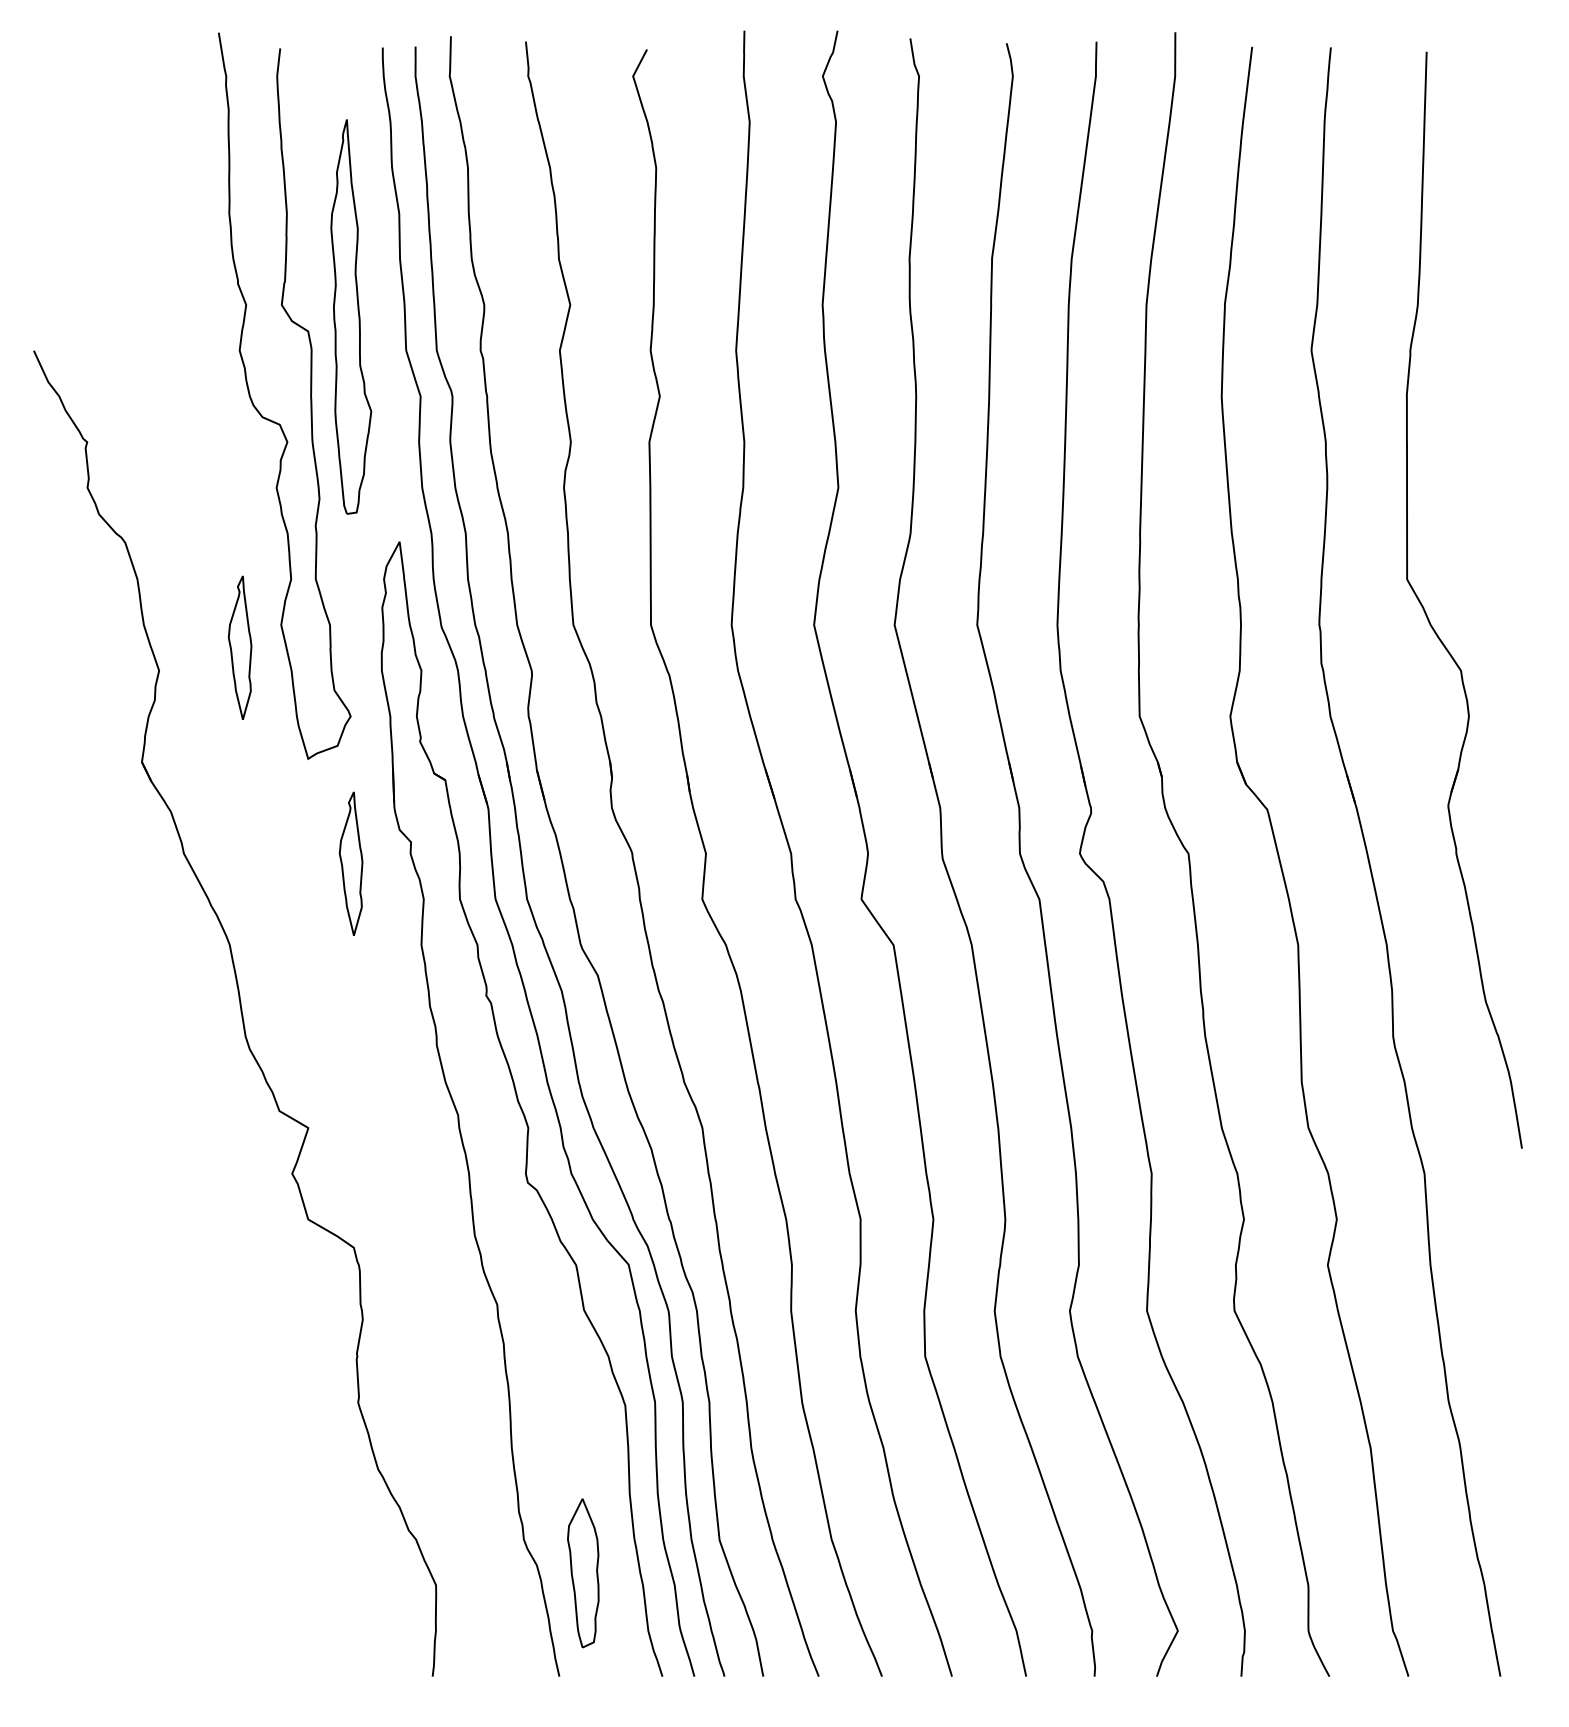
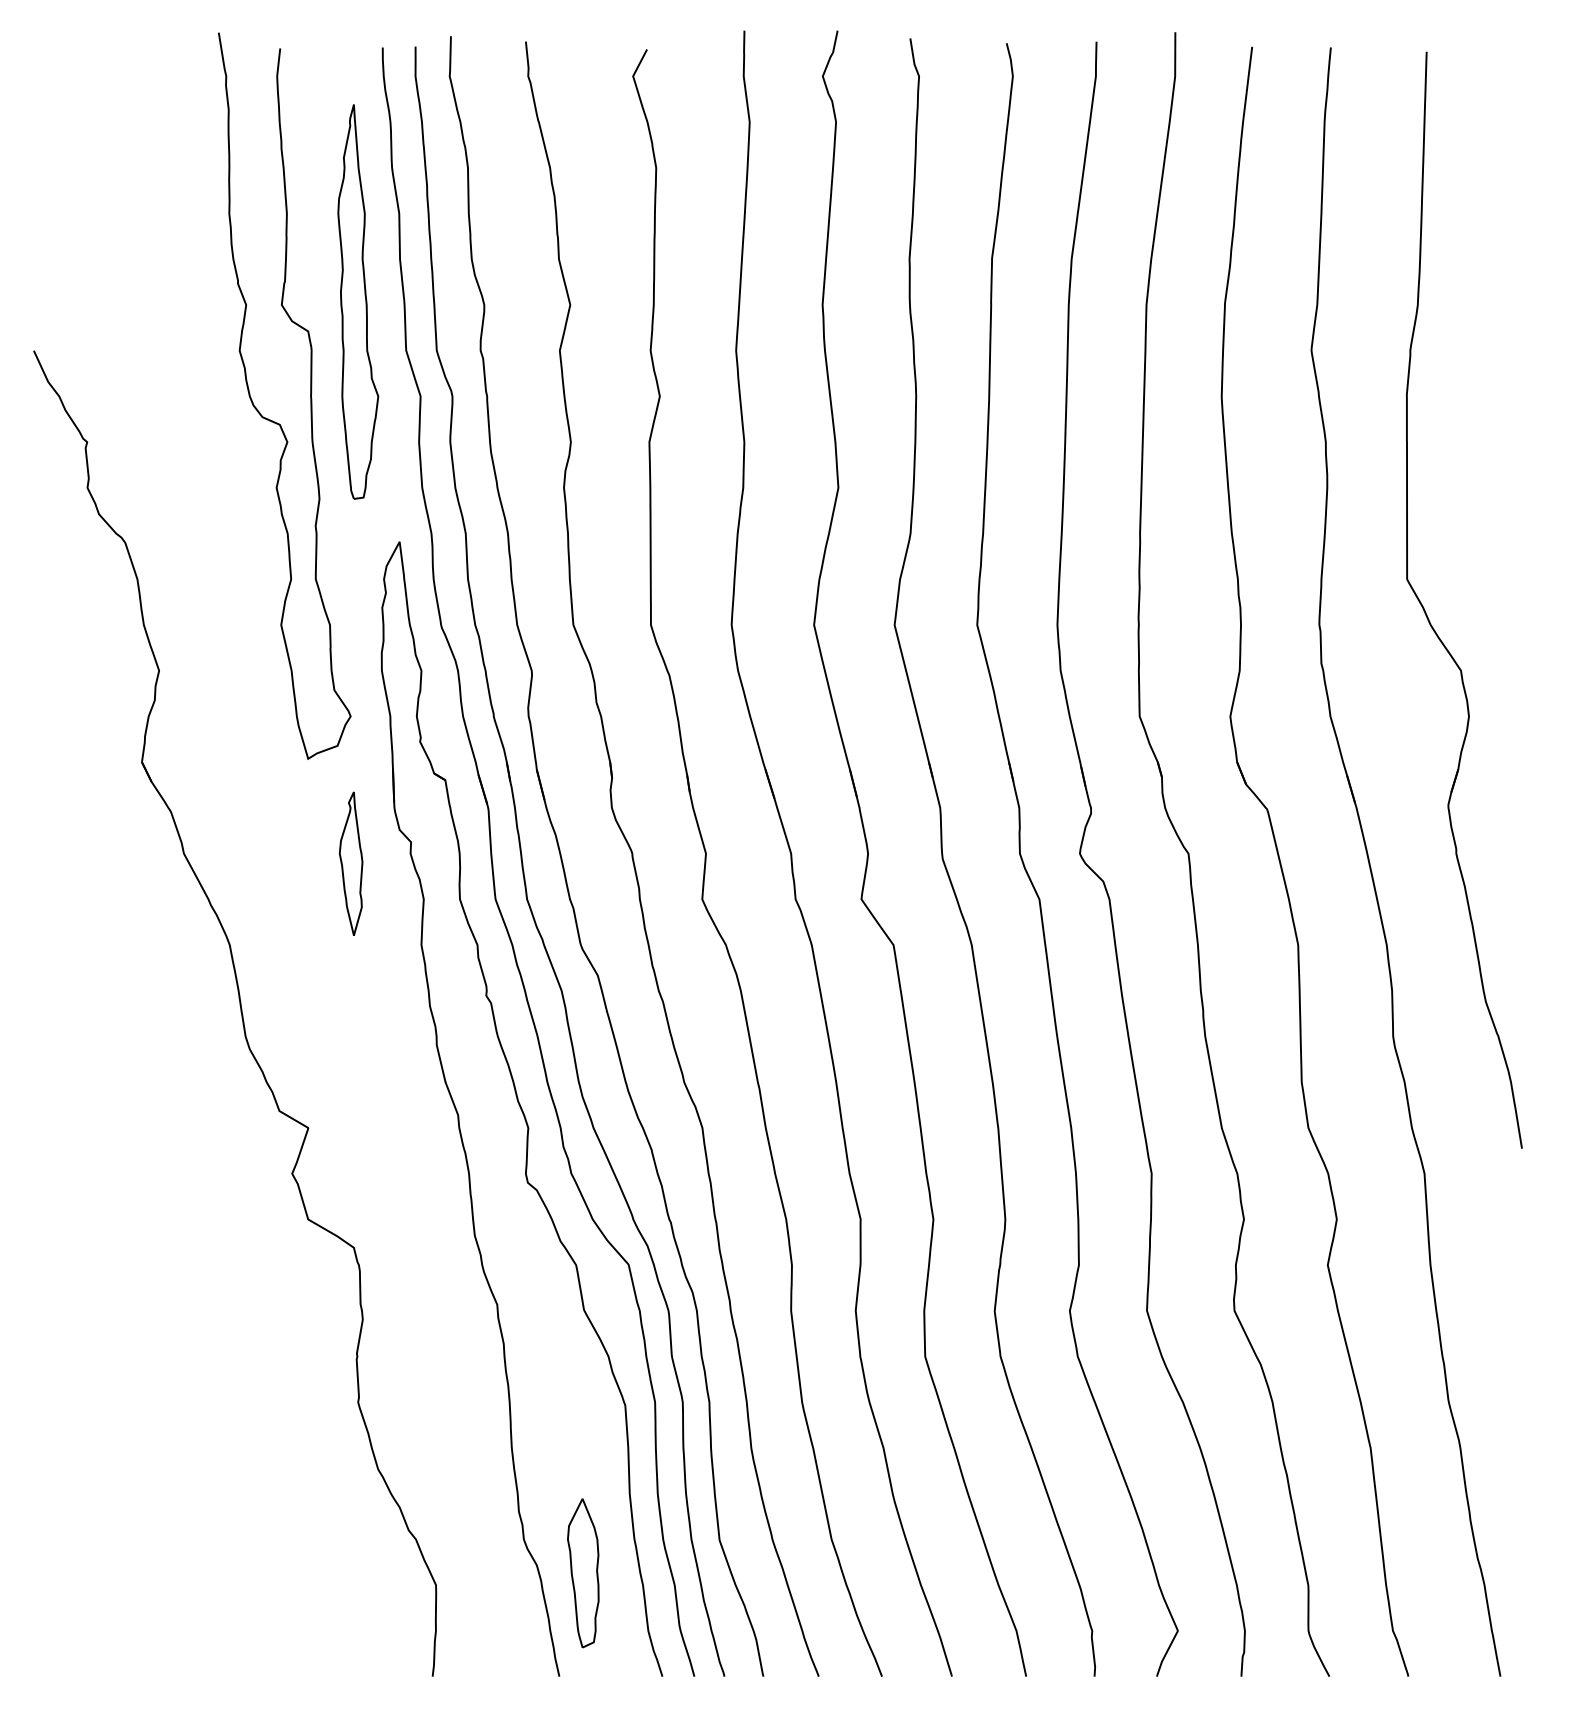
part position: (351, 316) -> (358, 301) (358, 301)
part: present -> none (239, 647)
